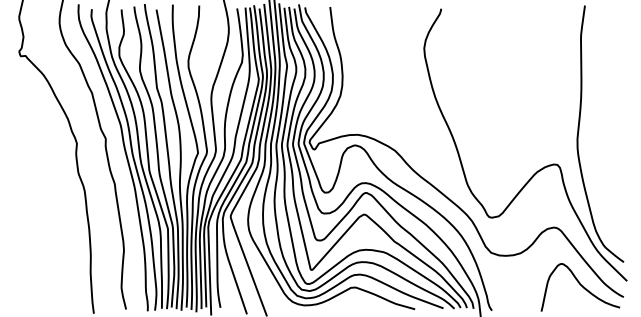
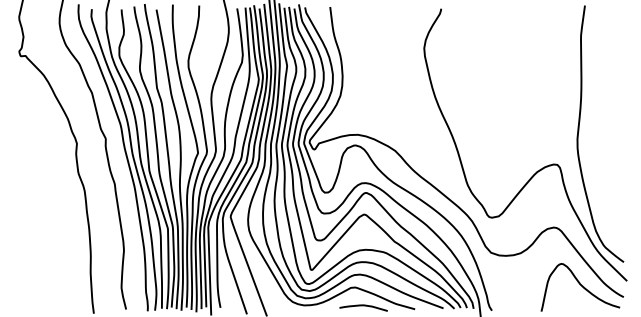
curve: none -> present (363, 306)
